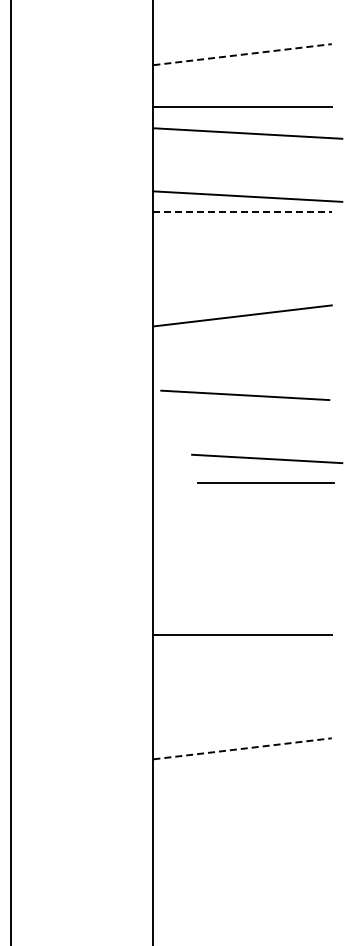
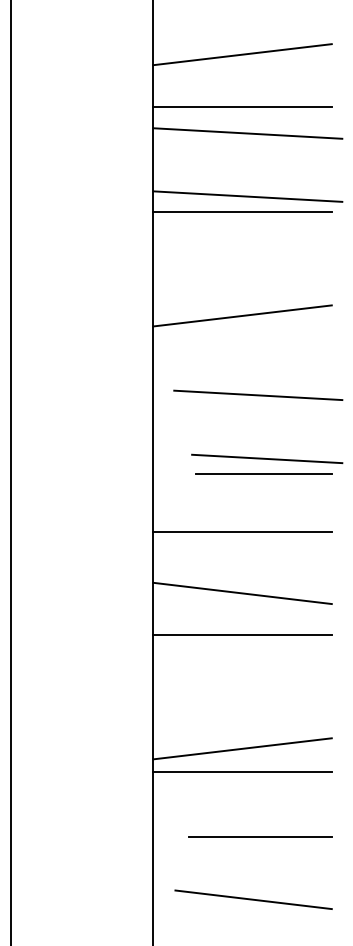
line: dashed -> solid (242, 54)
line: dashed -> solid (243, 212)
line position: (245, 394) -> (258, 394) (258, 394)
line position: (265, 482) -> (263, 473) (263, 473)
line: none -> present (242, 532)
line: none -> present (242, 593)
line: dashed -> solid (242, 748)
line: none -> present (242, 771)
line: none -> present (260, 836)
line: none -> present (253, 899)
